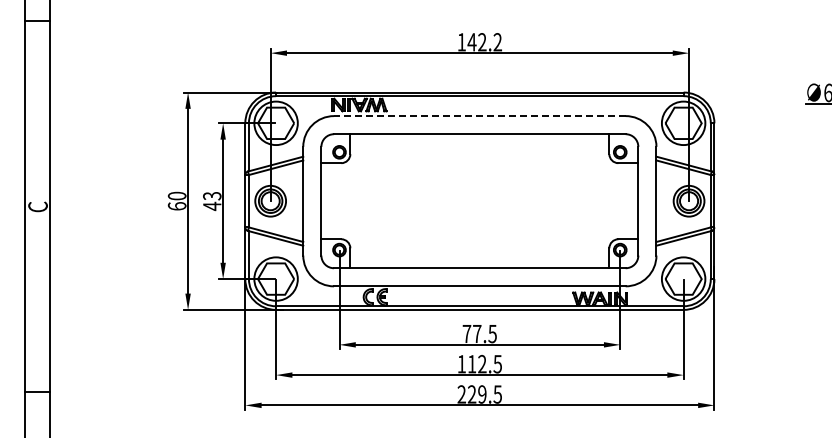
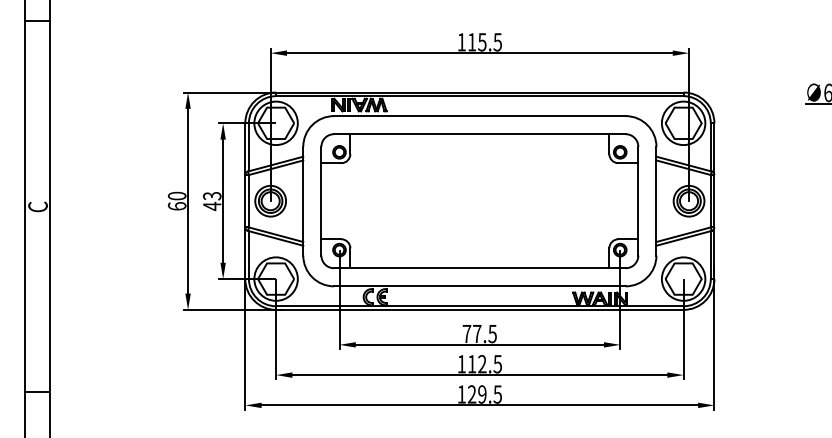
text: 142.2 -> 115.5 (484, 42)
line: dashed -> solid (479, 116)
text: 229.5 -> 129.5 (461, 394)
